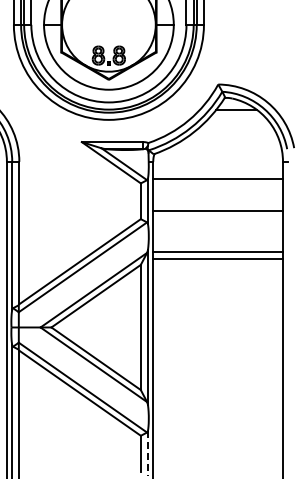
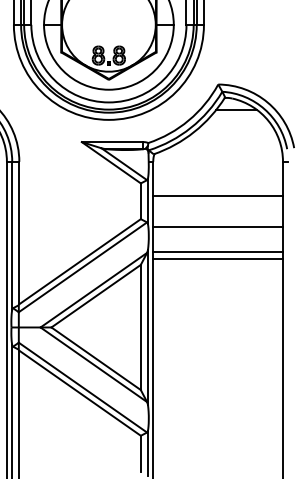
line position: (218, 178) -> (218, 195) (218, 195)
line position: (218, 211) -> (218, 227) (218, 227)
line: dashed -> solid (147, 453)
